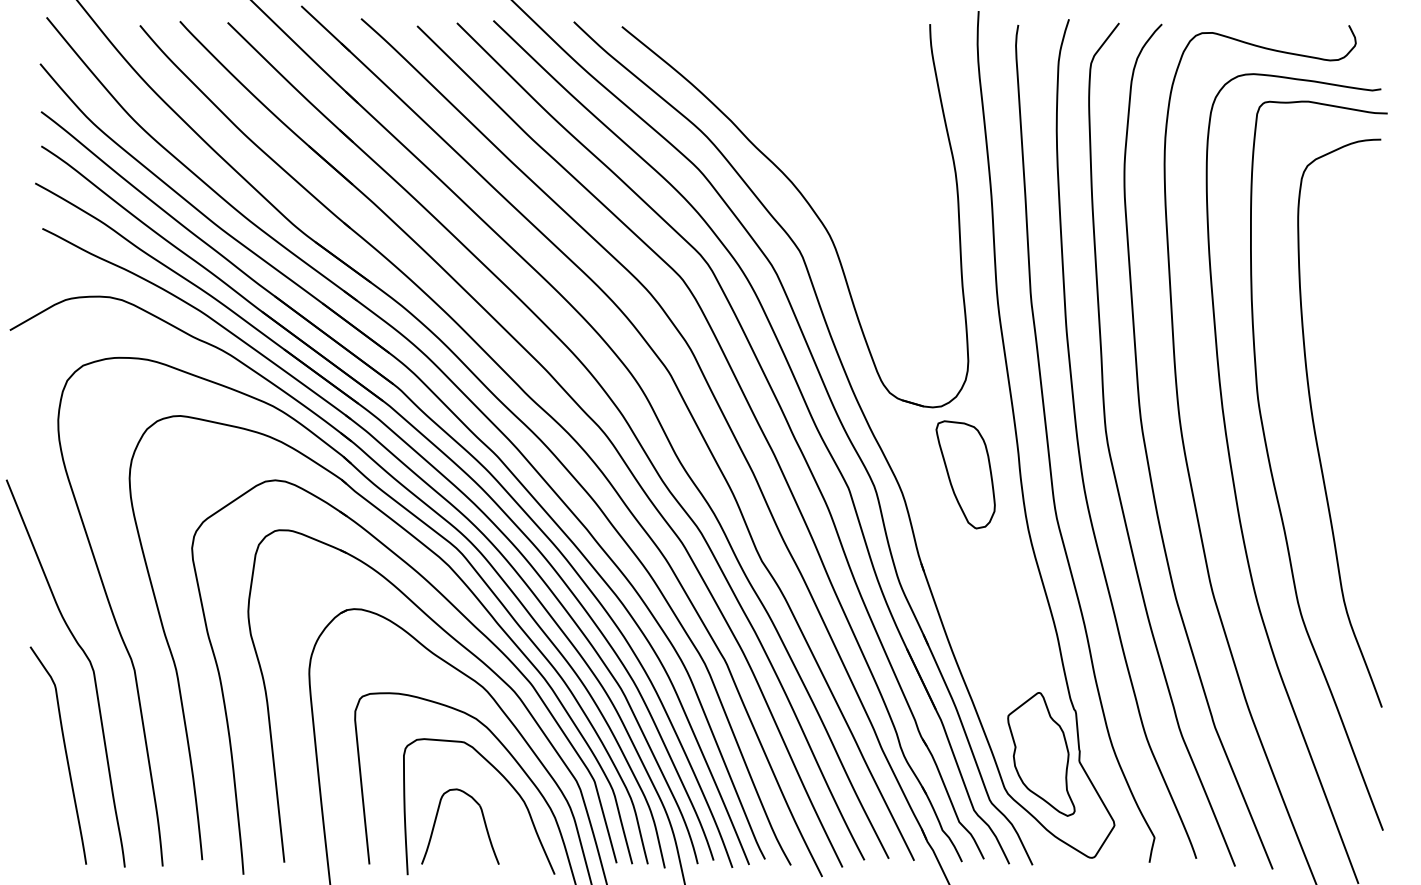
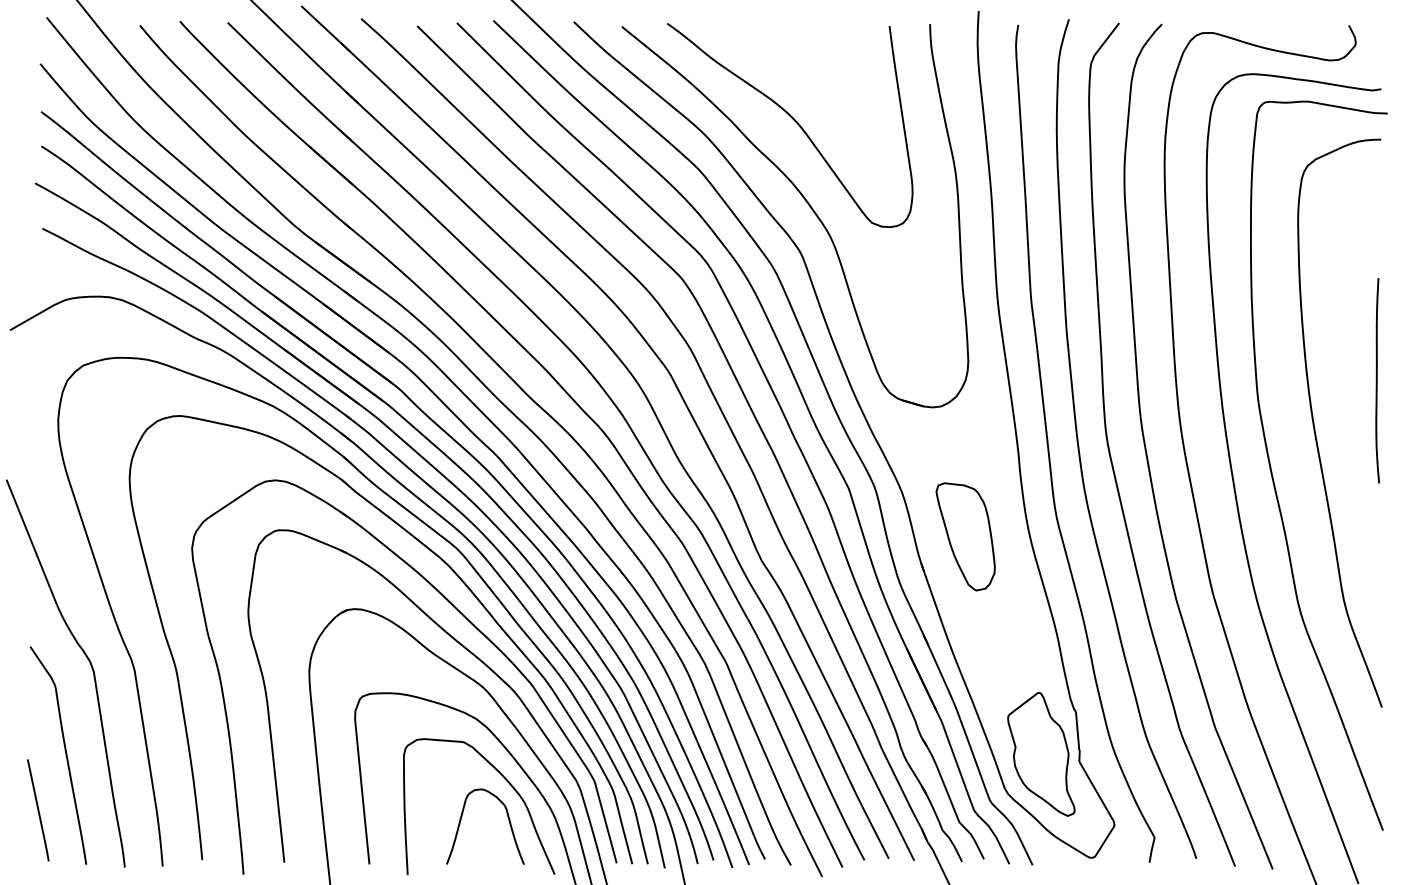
curve: none -> present (794, 121)
curve: none -> present (1377, 380)
part position: (965, 474) -> (965, 536) (965, 536)
line: none -> present (38, 810)
part position: (483, 821) -> (508, 821) (508, 821)
